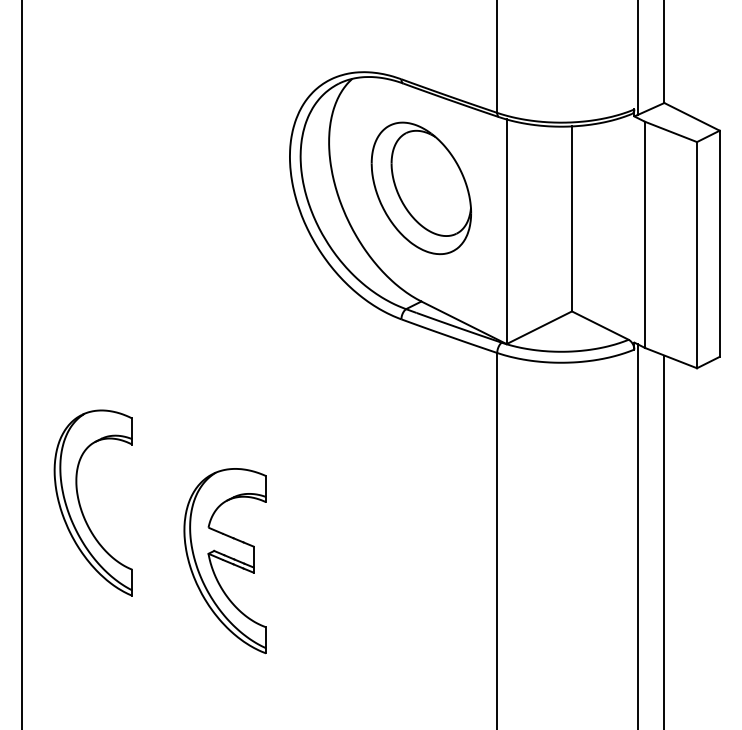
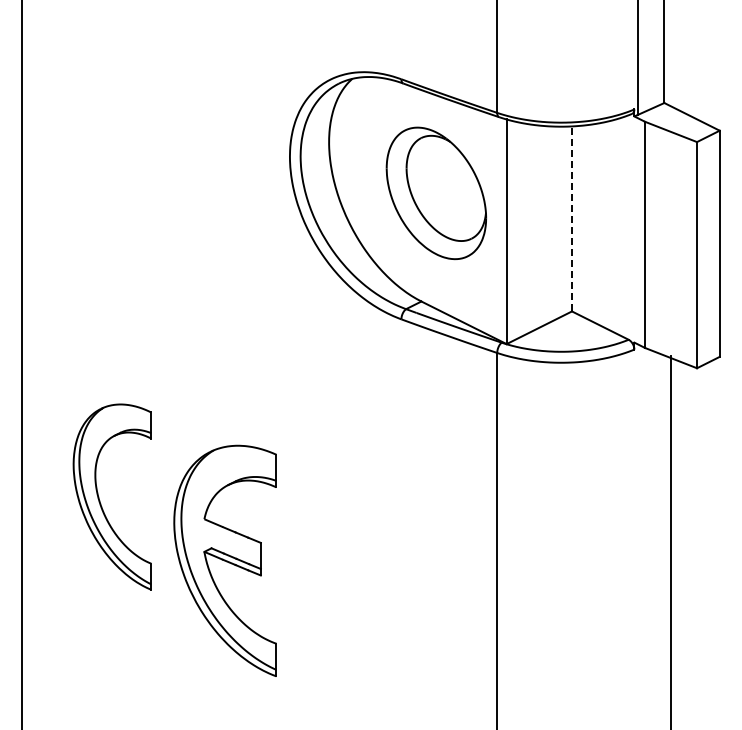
part position: (420, 188) -> (435, 193) (435, 193)
line: solid -> dashed (571, 218)
part position: (81, 506) -> (100, 500) (100, 500)
line: present -> none (637, 535)
line position: (664, 540) -> (671, 540) (671, 540)
part size: 84x187 px -> 104x233 px (224, 560)
